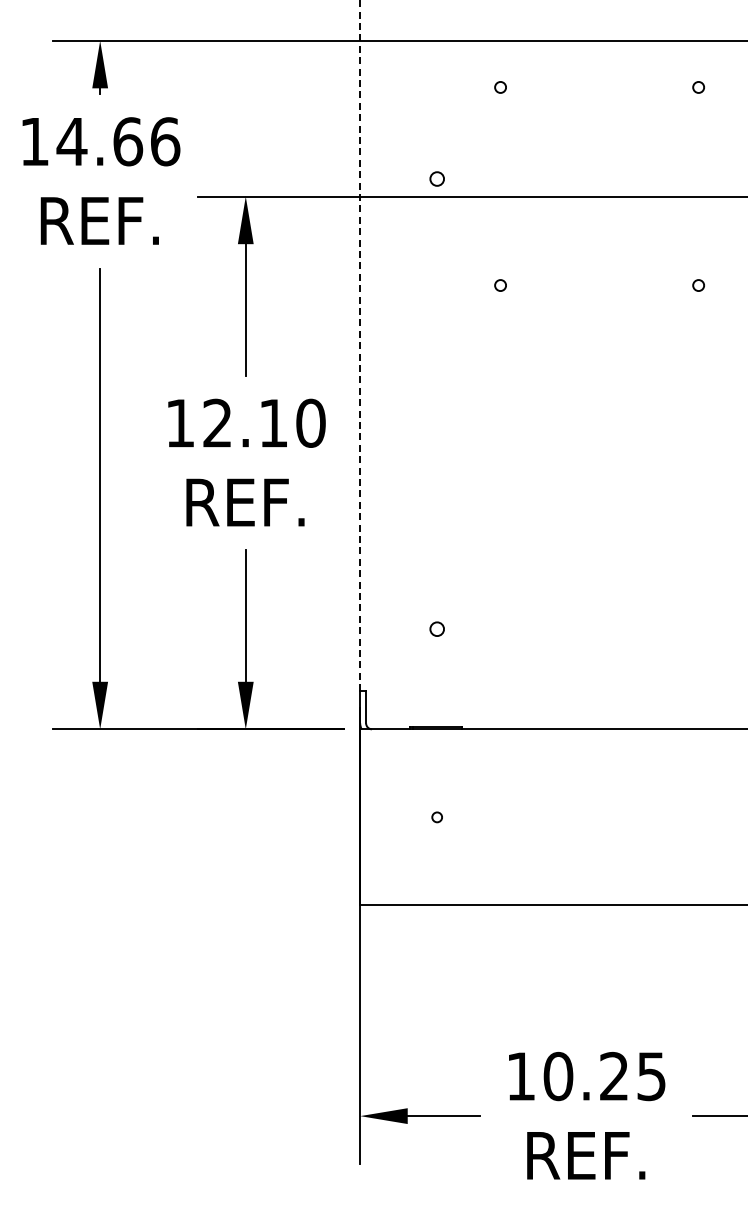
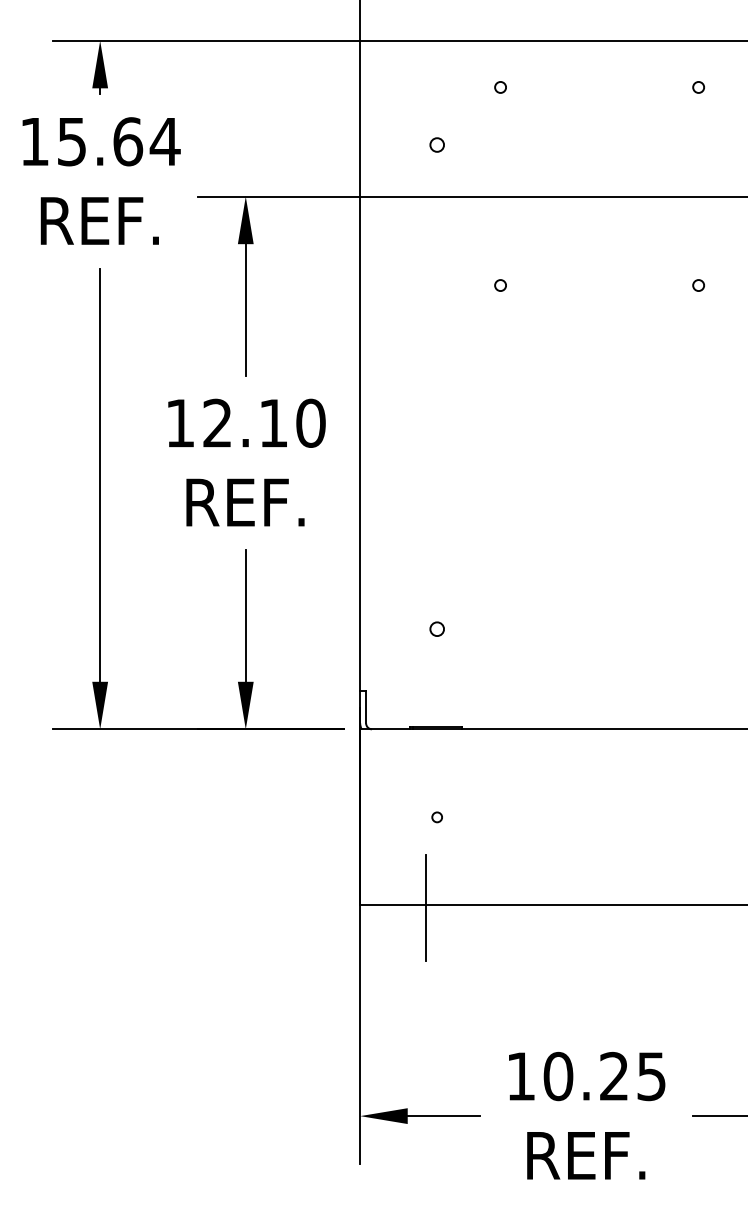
text: 14.66 -> 15.64 (118, 141)
circle position: (436, 178) -> (436, 144) (436, 144)
line: dashed -> solid (360, 345)
line: none -> present (426, 907)
